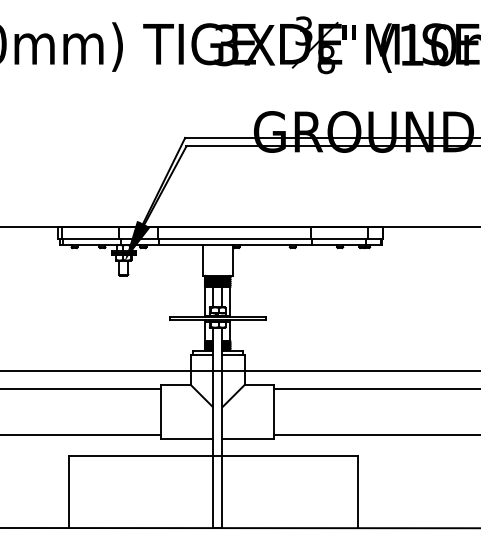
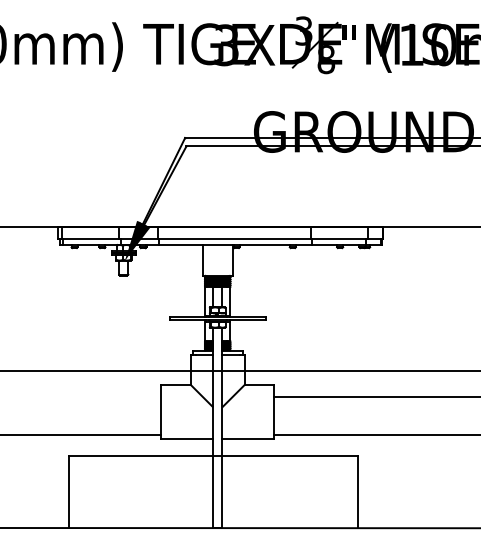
line: present -> none (81, 389)
line position: (375, 389) -> (375, 397) (375, 397)
